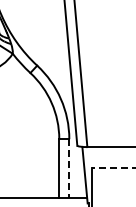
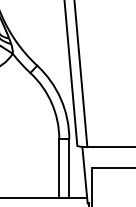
line: dashed -> solid (69, 168)
line: dashed -> solid (113, 168)
